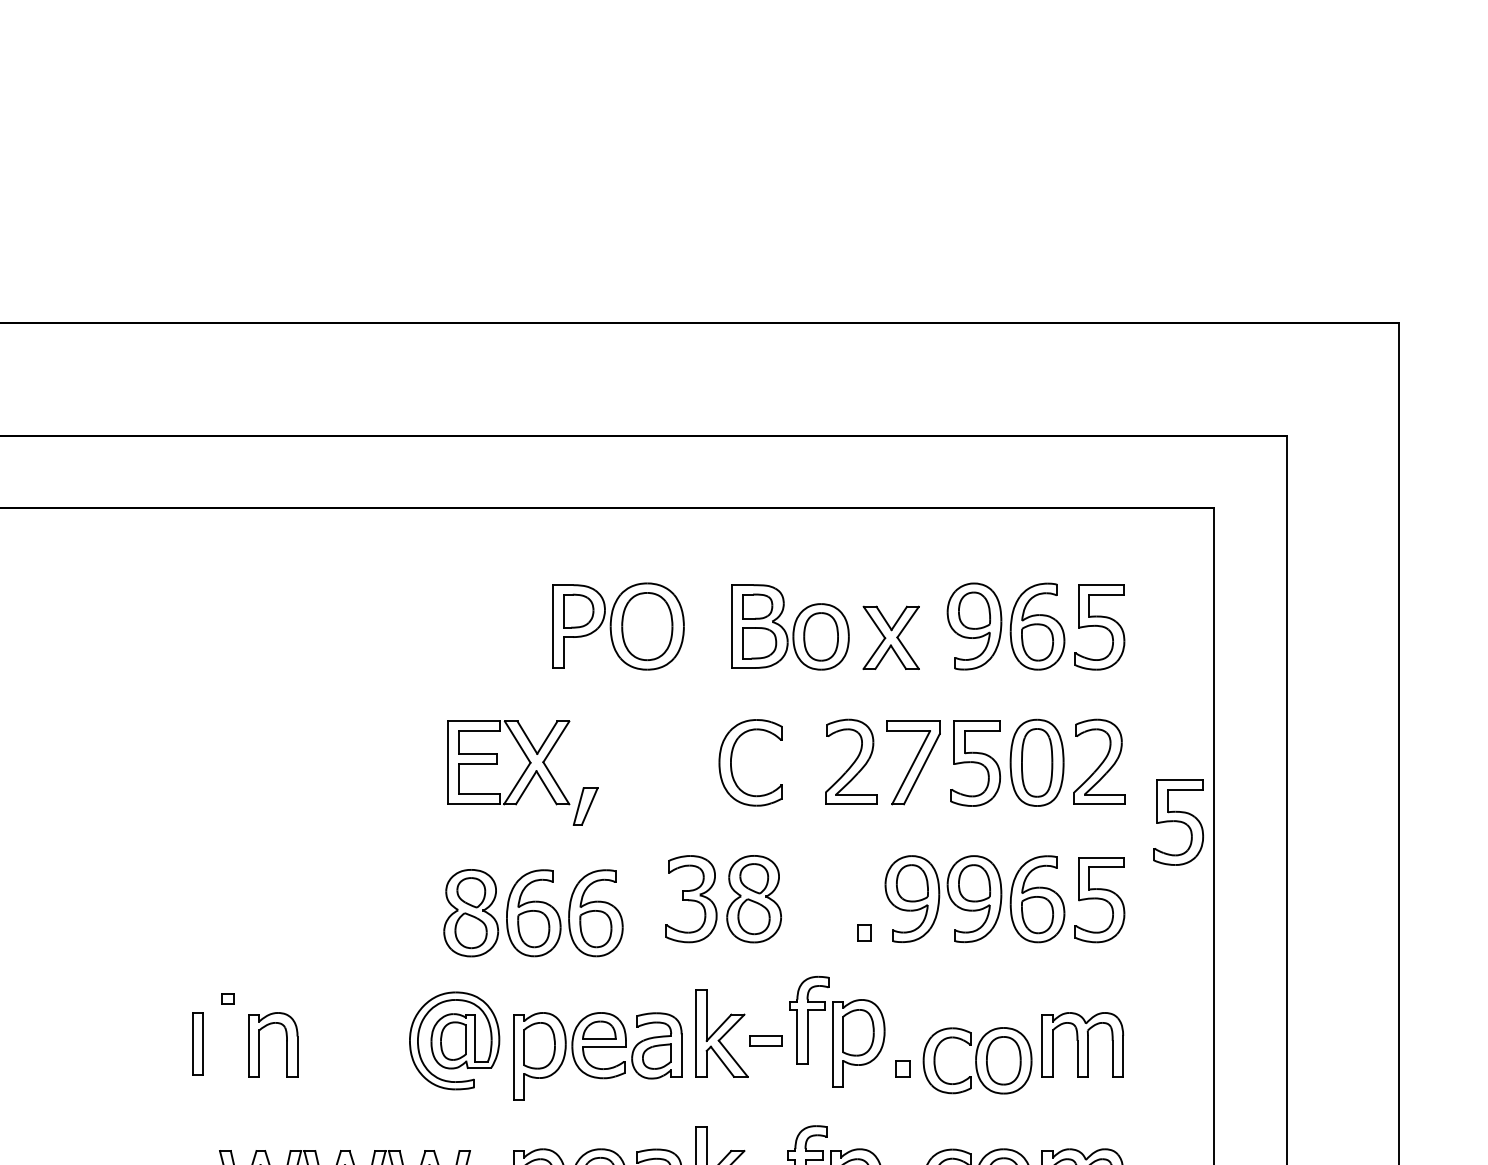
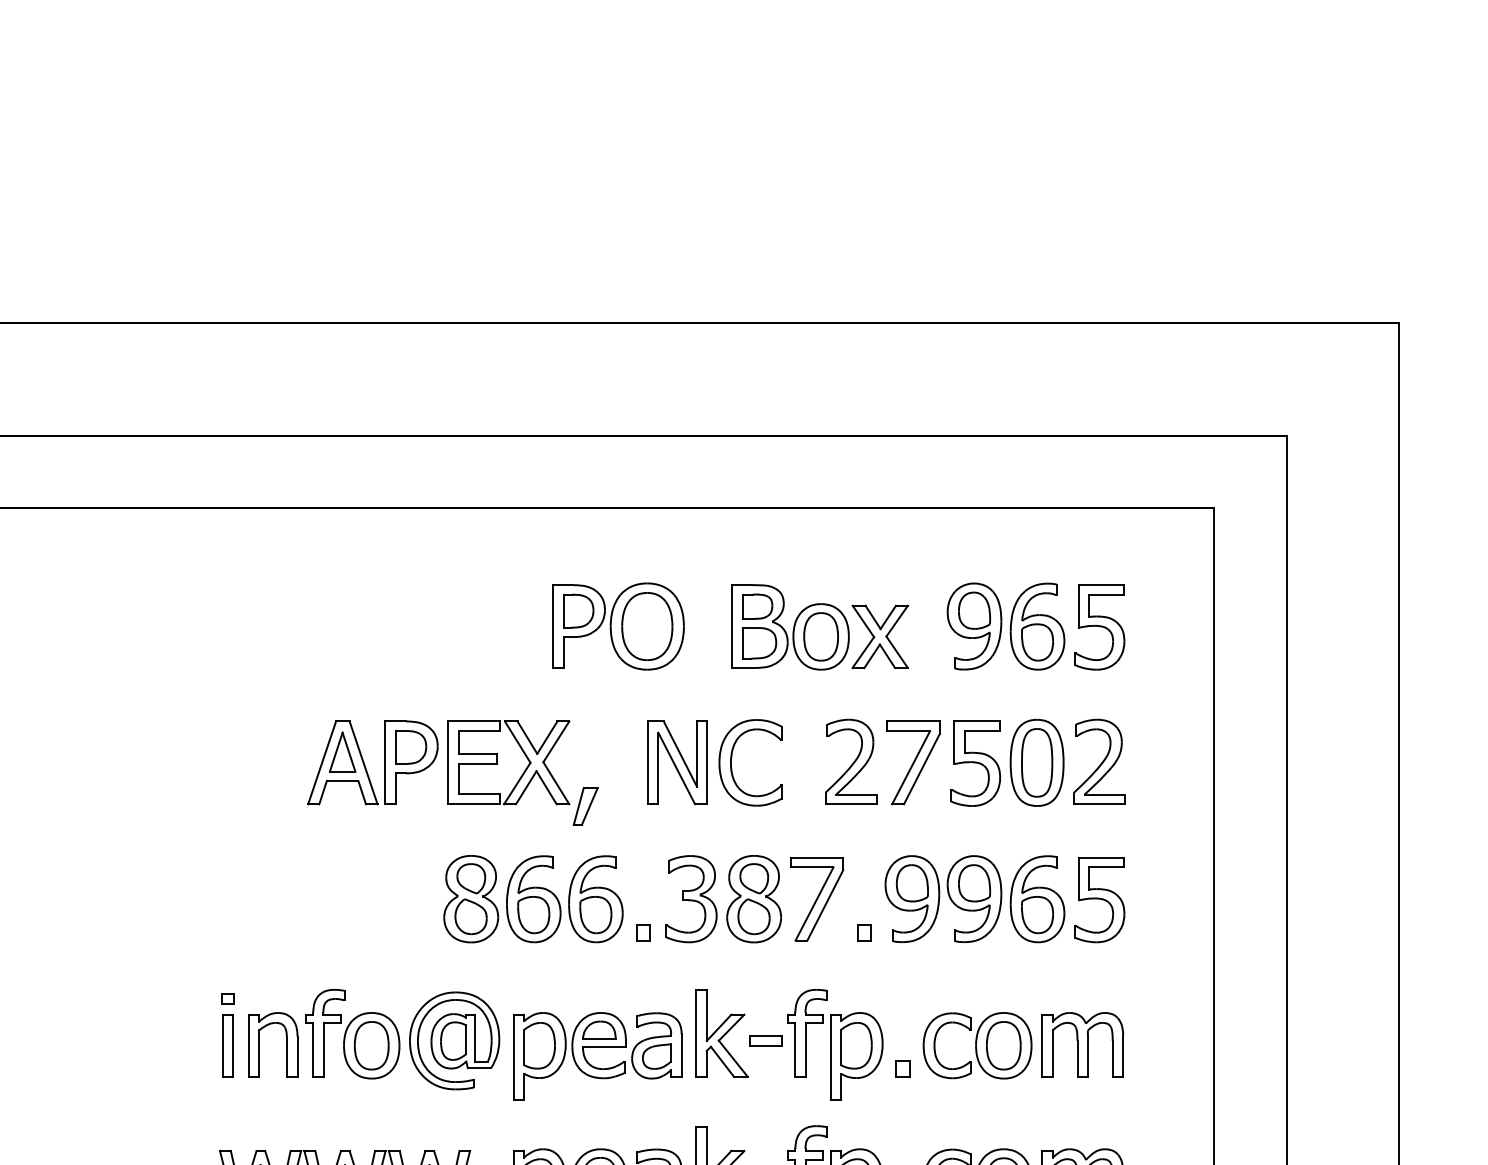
part position: (890, 637) -> (879, 636) (879, 636)
part: none -> present (677, 762)
part: none -> present (365, 764)
part: present -> none (1178, 822)
part: none -> present (817, 899)
part position: (533, 913) -> (533, 899) (533, 899)
part: none -> present (643, 932)
part position: (837, 1031) -> (835, 1044) (835, 1044)
part: none -> present (352, 1034)
part position: (197, 1043) -> (227, 1045) (227, 1045)
part position: (977, 1060) -> (977, 1045) (977, 1045)
